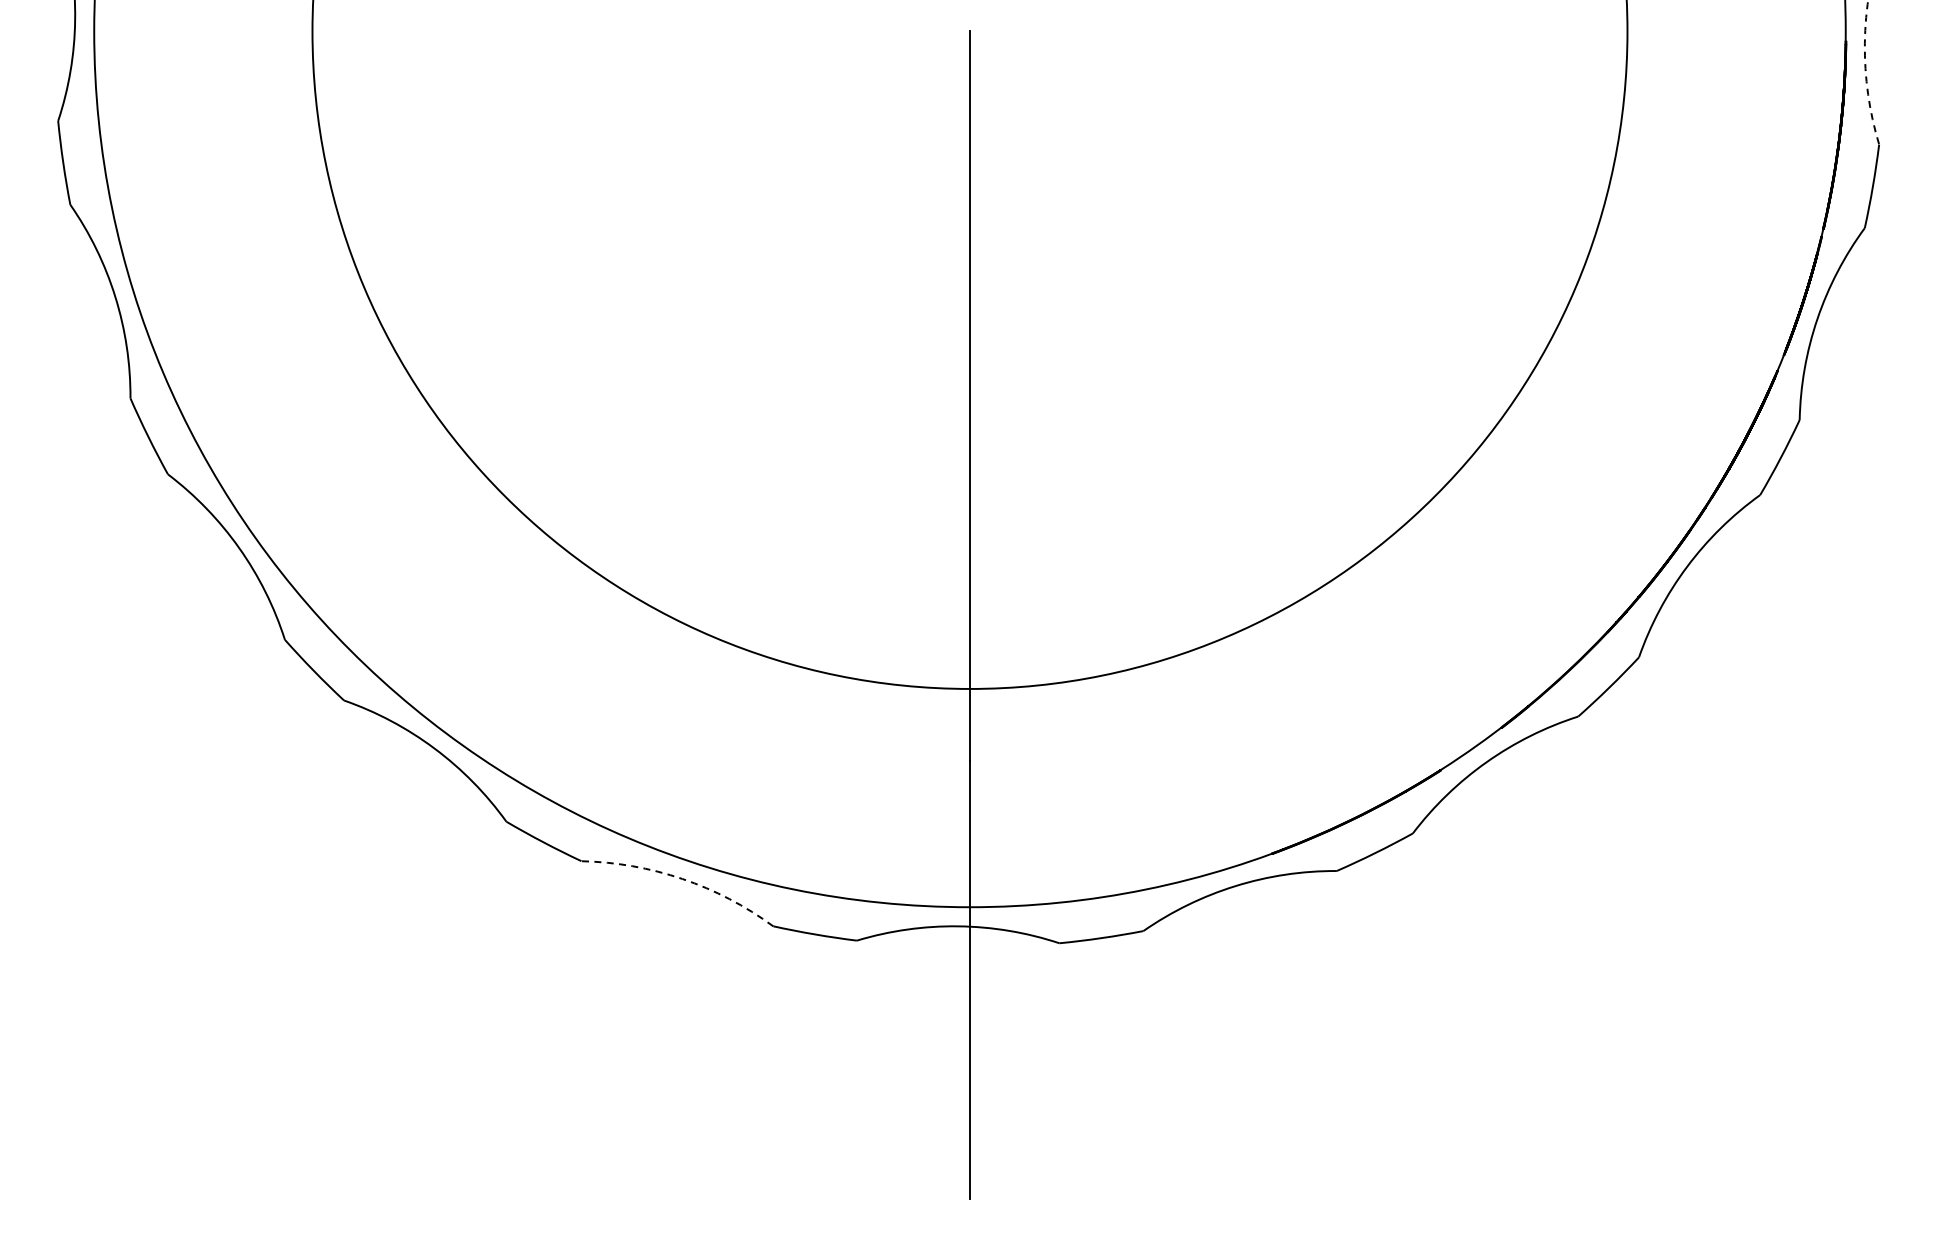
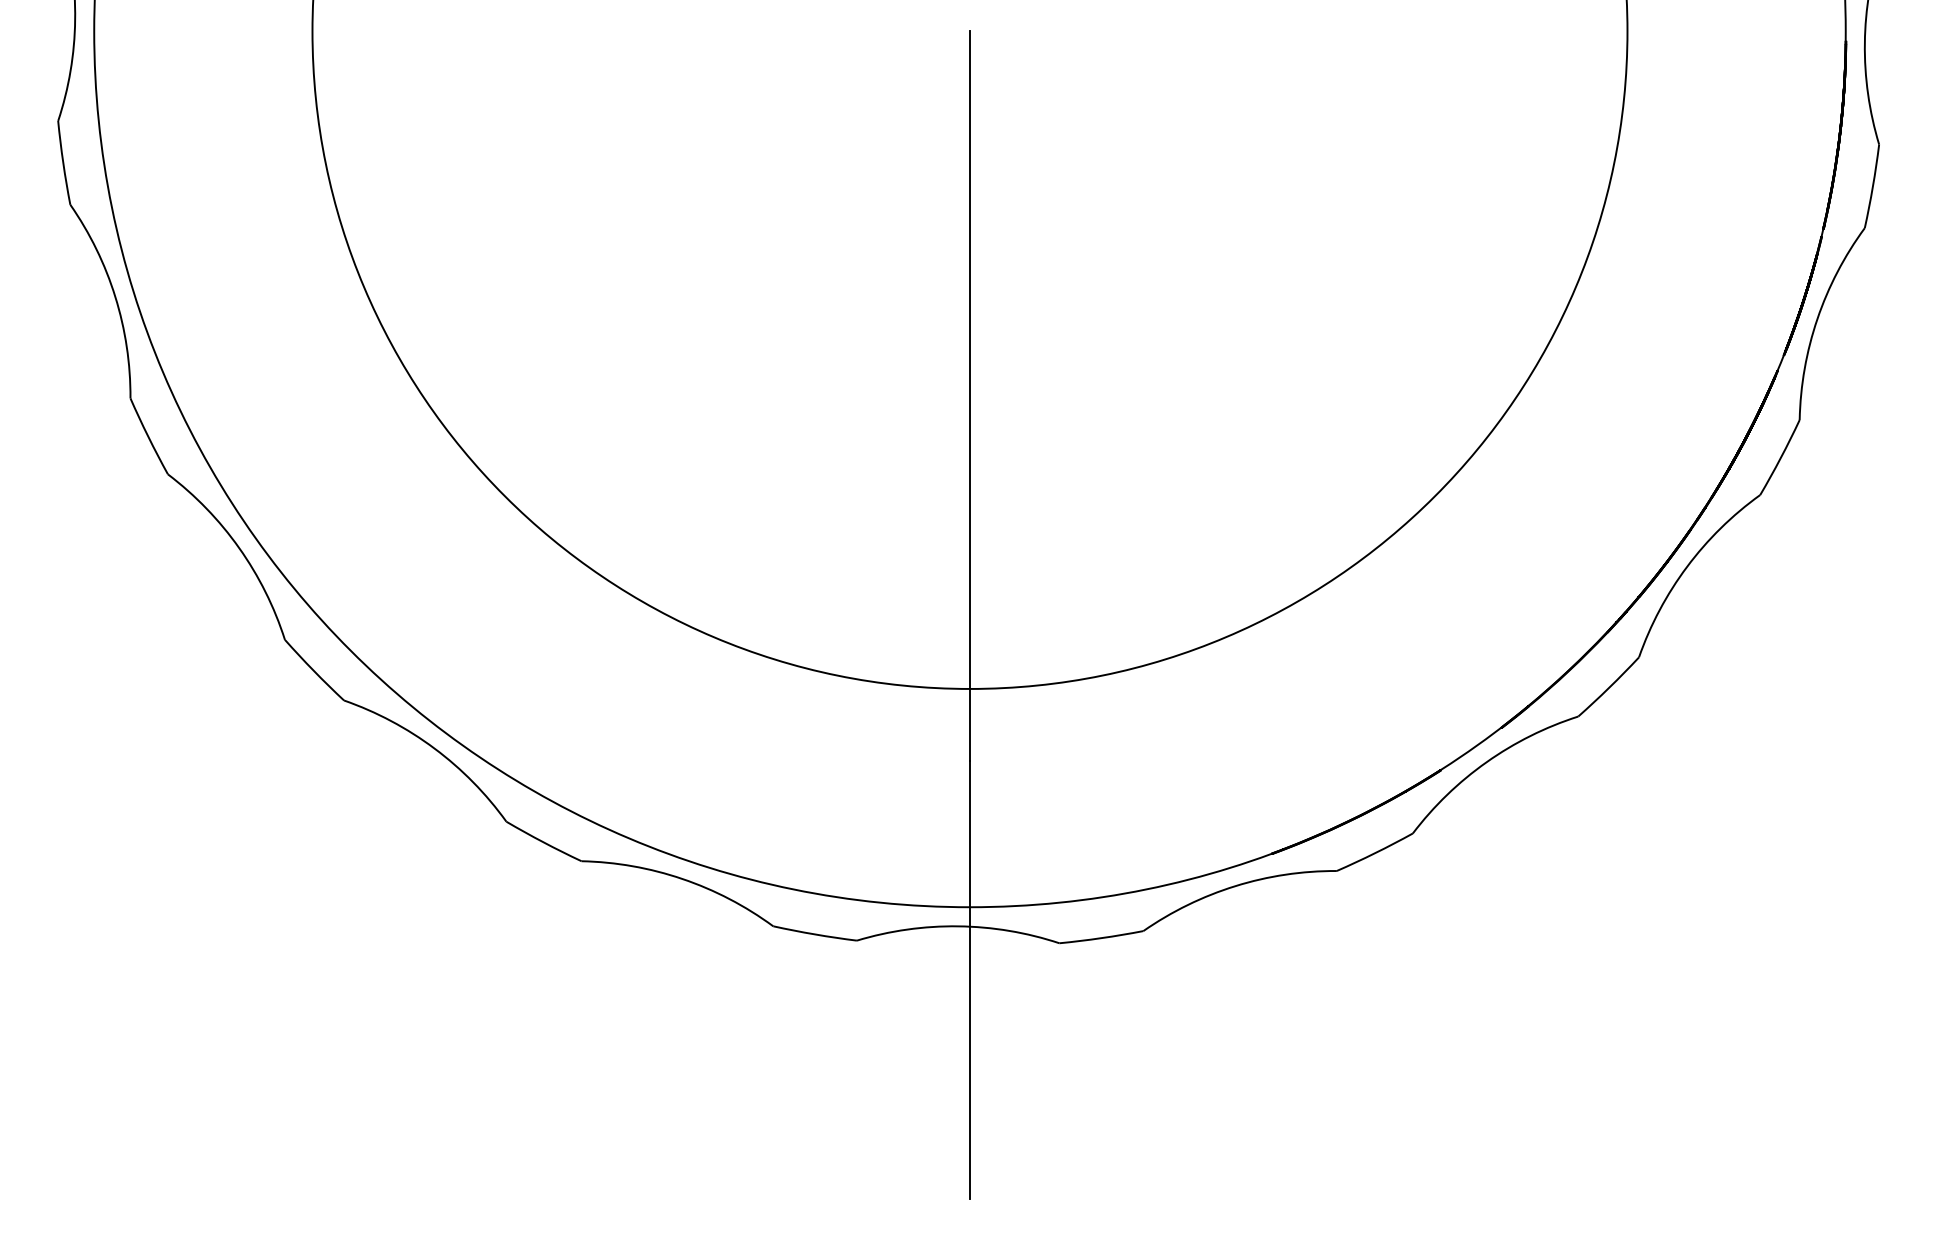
arc: dashed -> solid (1865, 72)
arc: dashed -> solid (682, 878)
